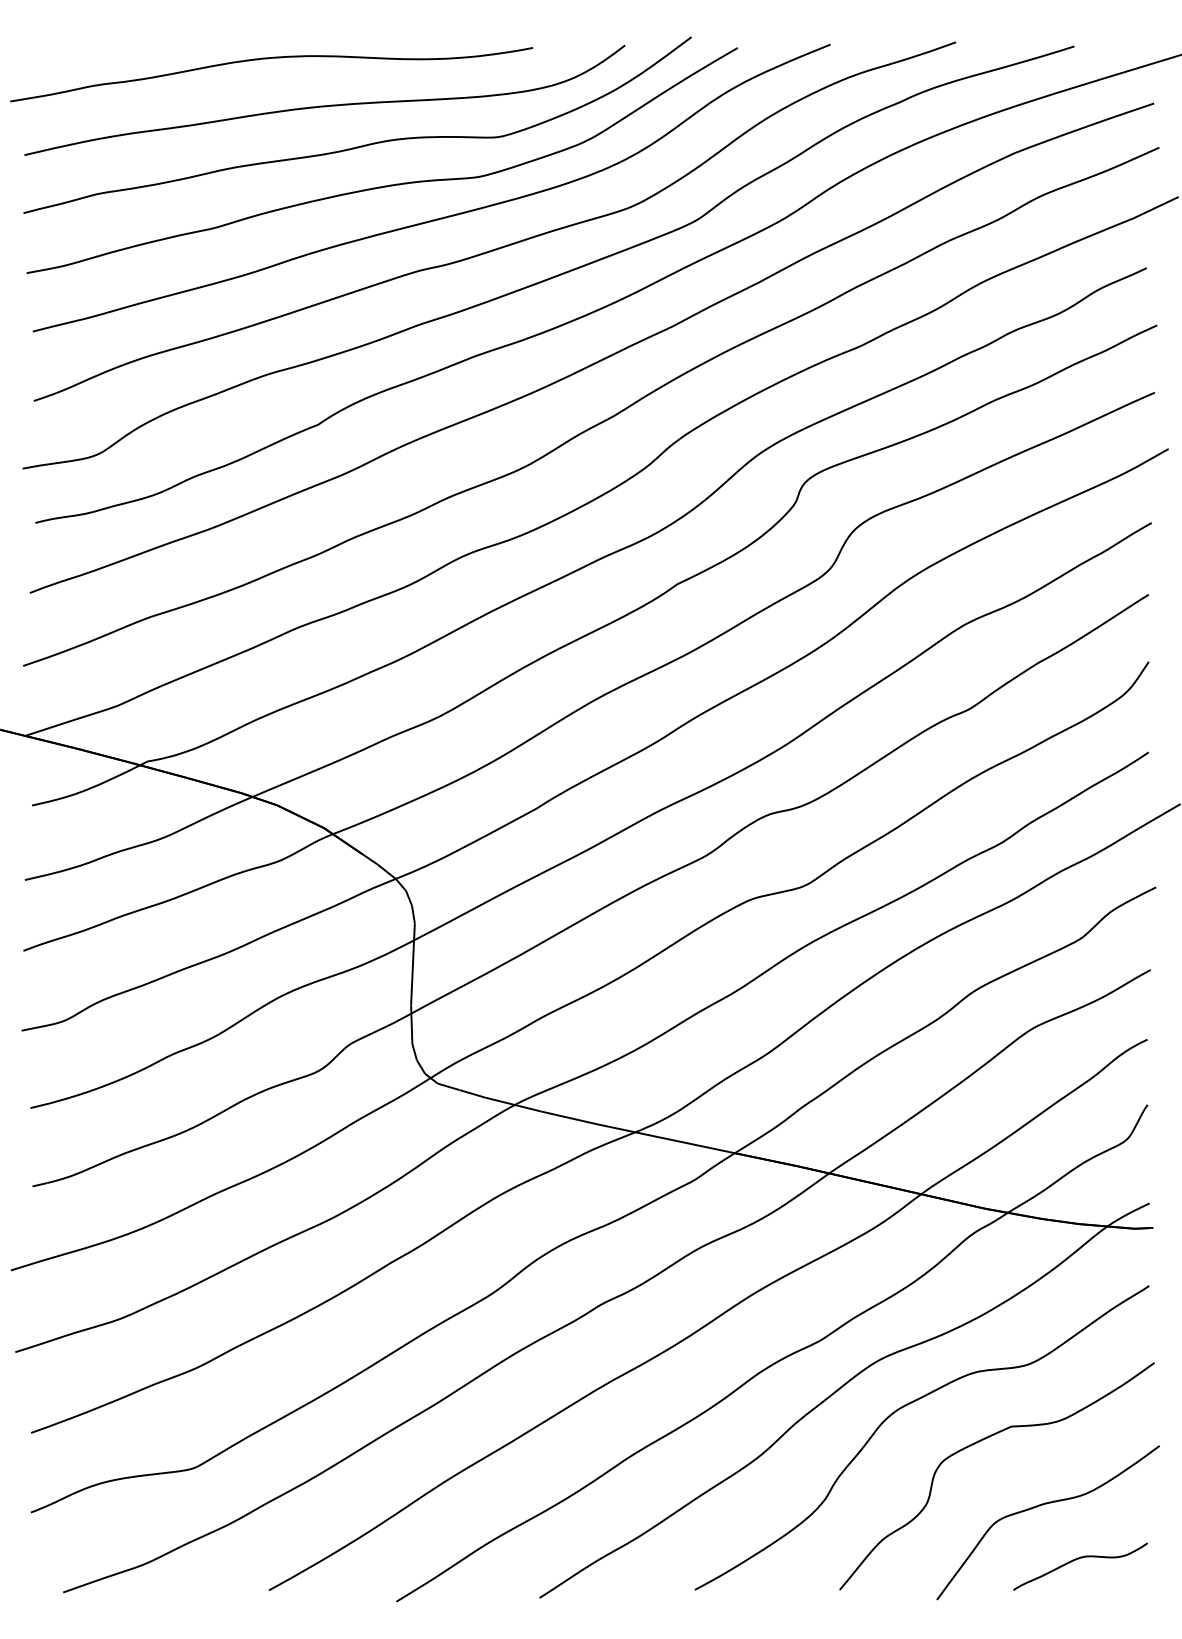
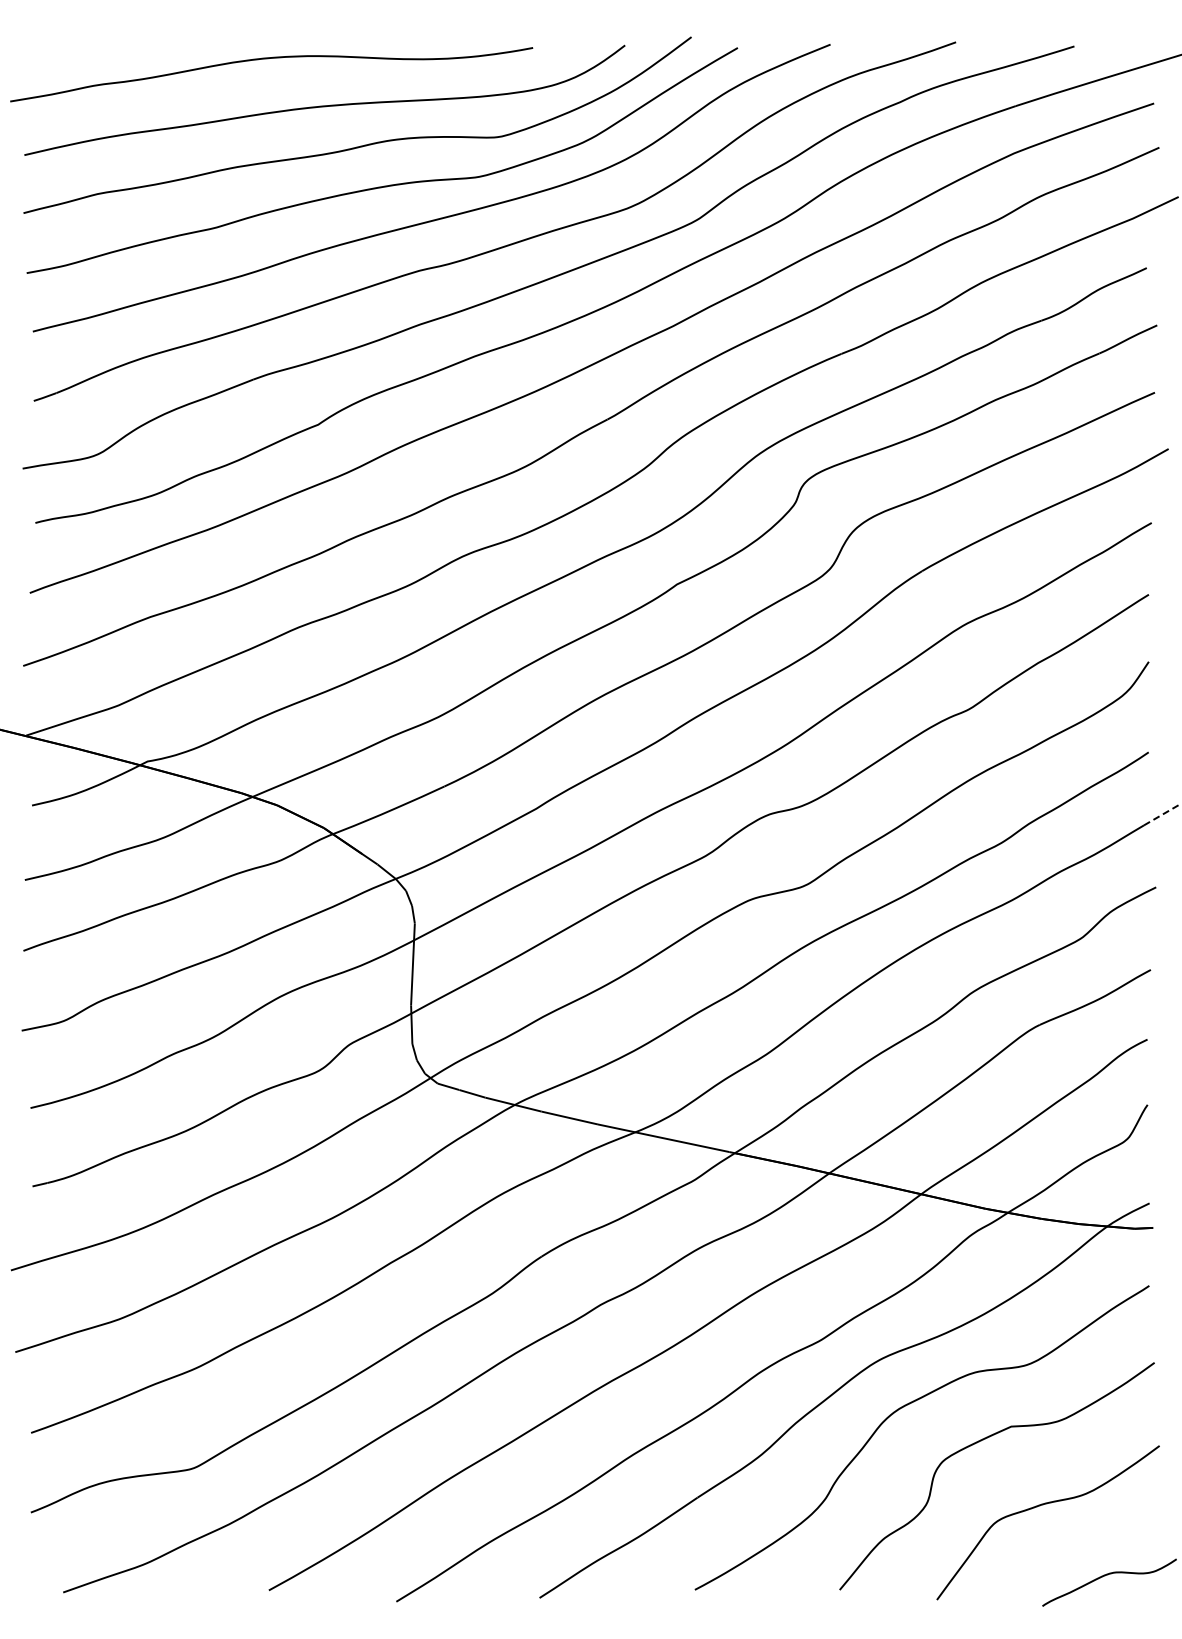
line: solid -> dashed (1162, 814)
curve position: (1076, 1560) -> (1105, 1576) (1105, 1576)
